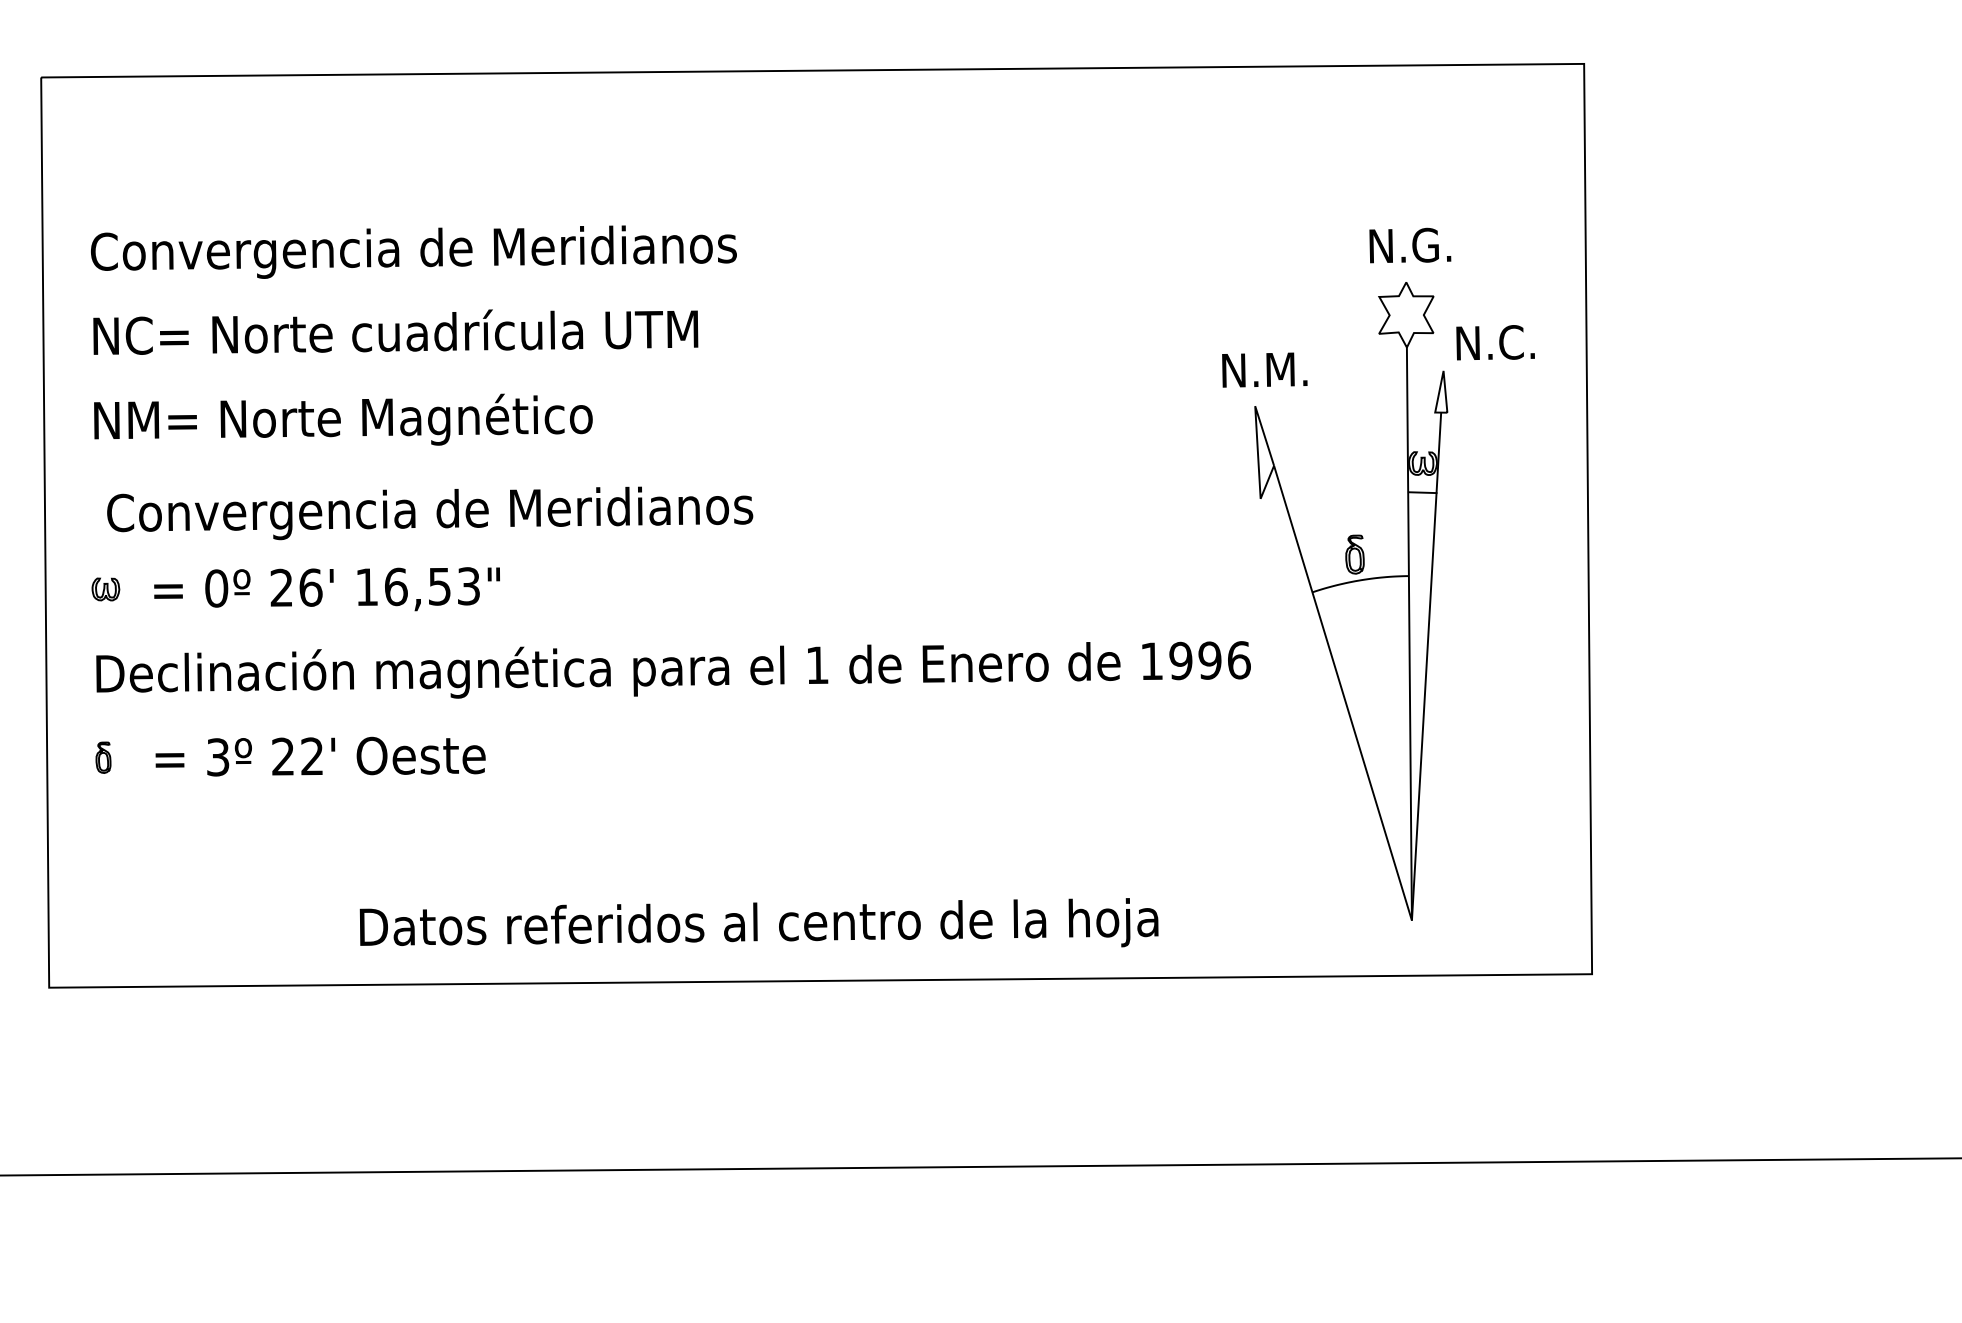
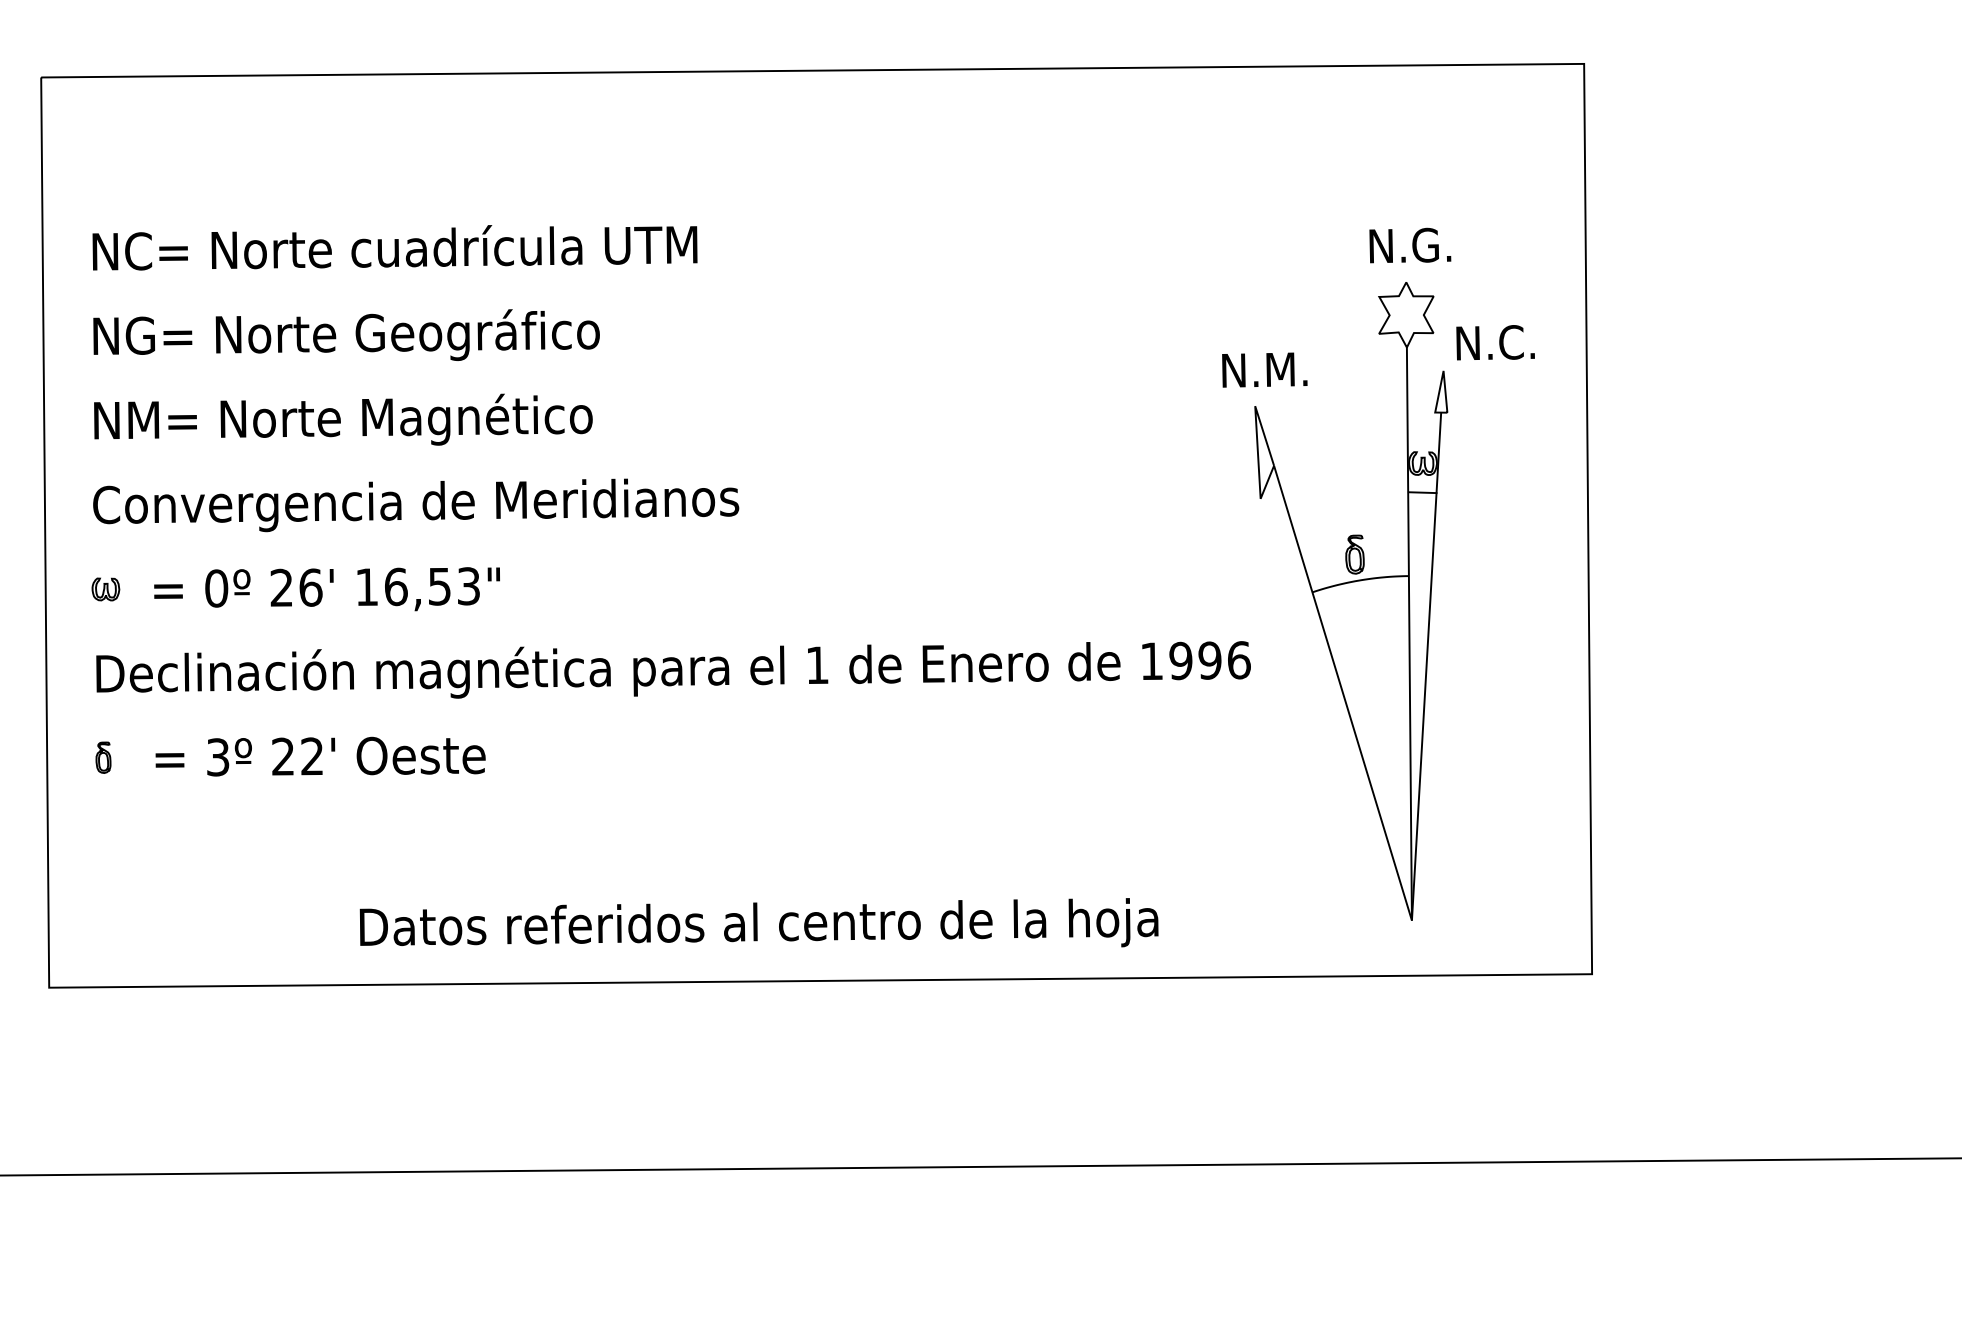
text: Convergencia de Meridianos -> NC= Norte cuadrícula UTM (413, 251)
text: NC= Norte cuadrícula UTM -> NG= Norte Geográfico (420, 335)
text position: (430, 513) -> (416, 505) (416, 505)
